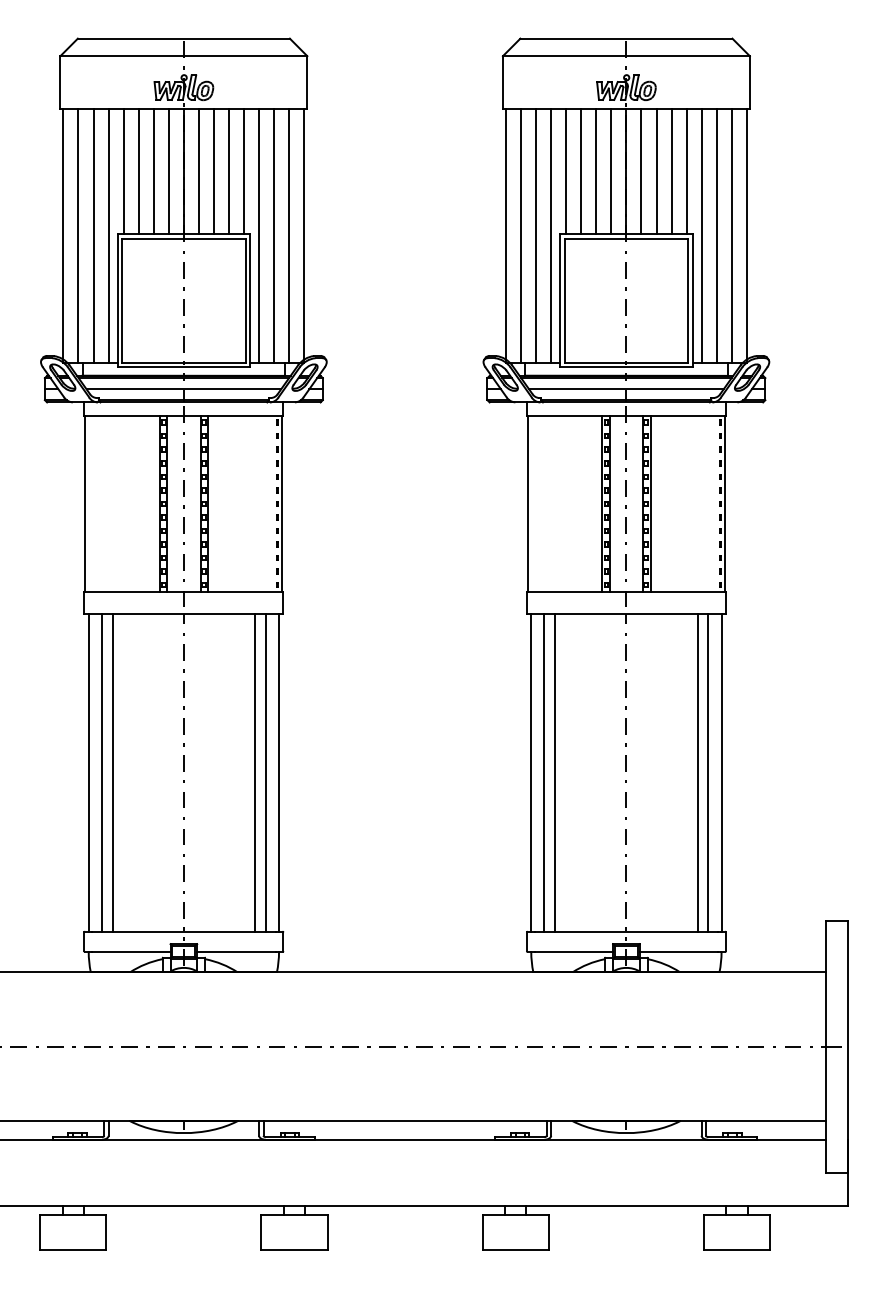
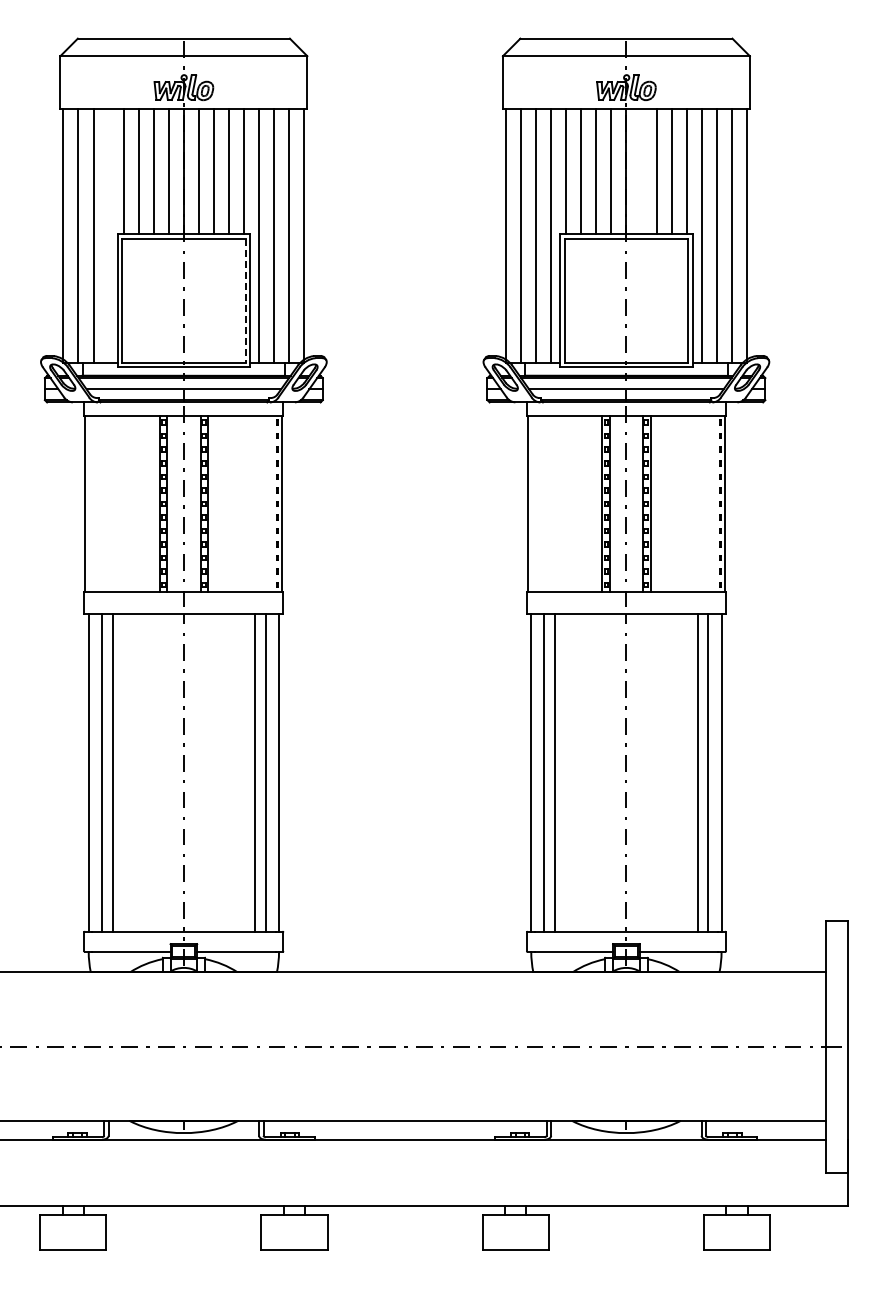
line: present -> none (641, 171)
line: present -> none (108, 235)
line: solid -> dashed (245, 300)
